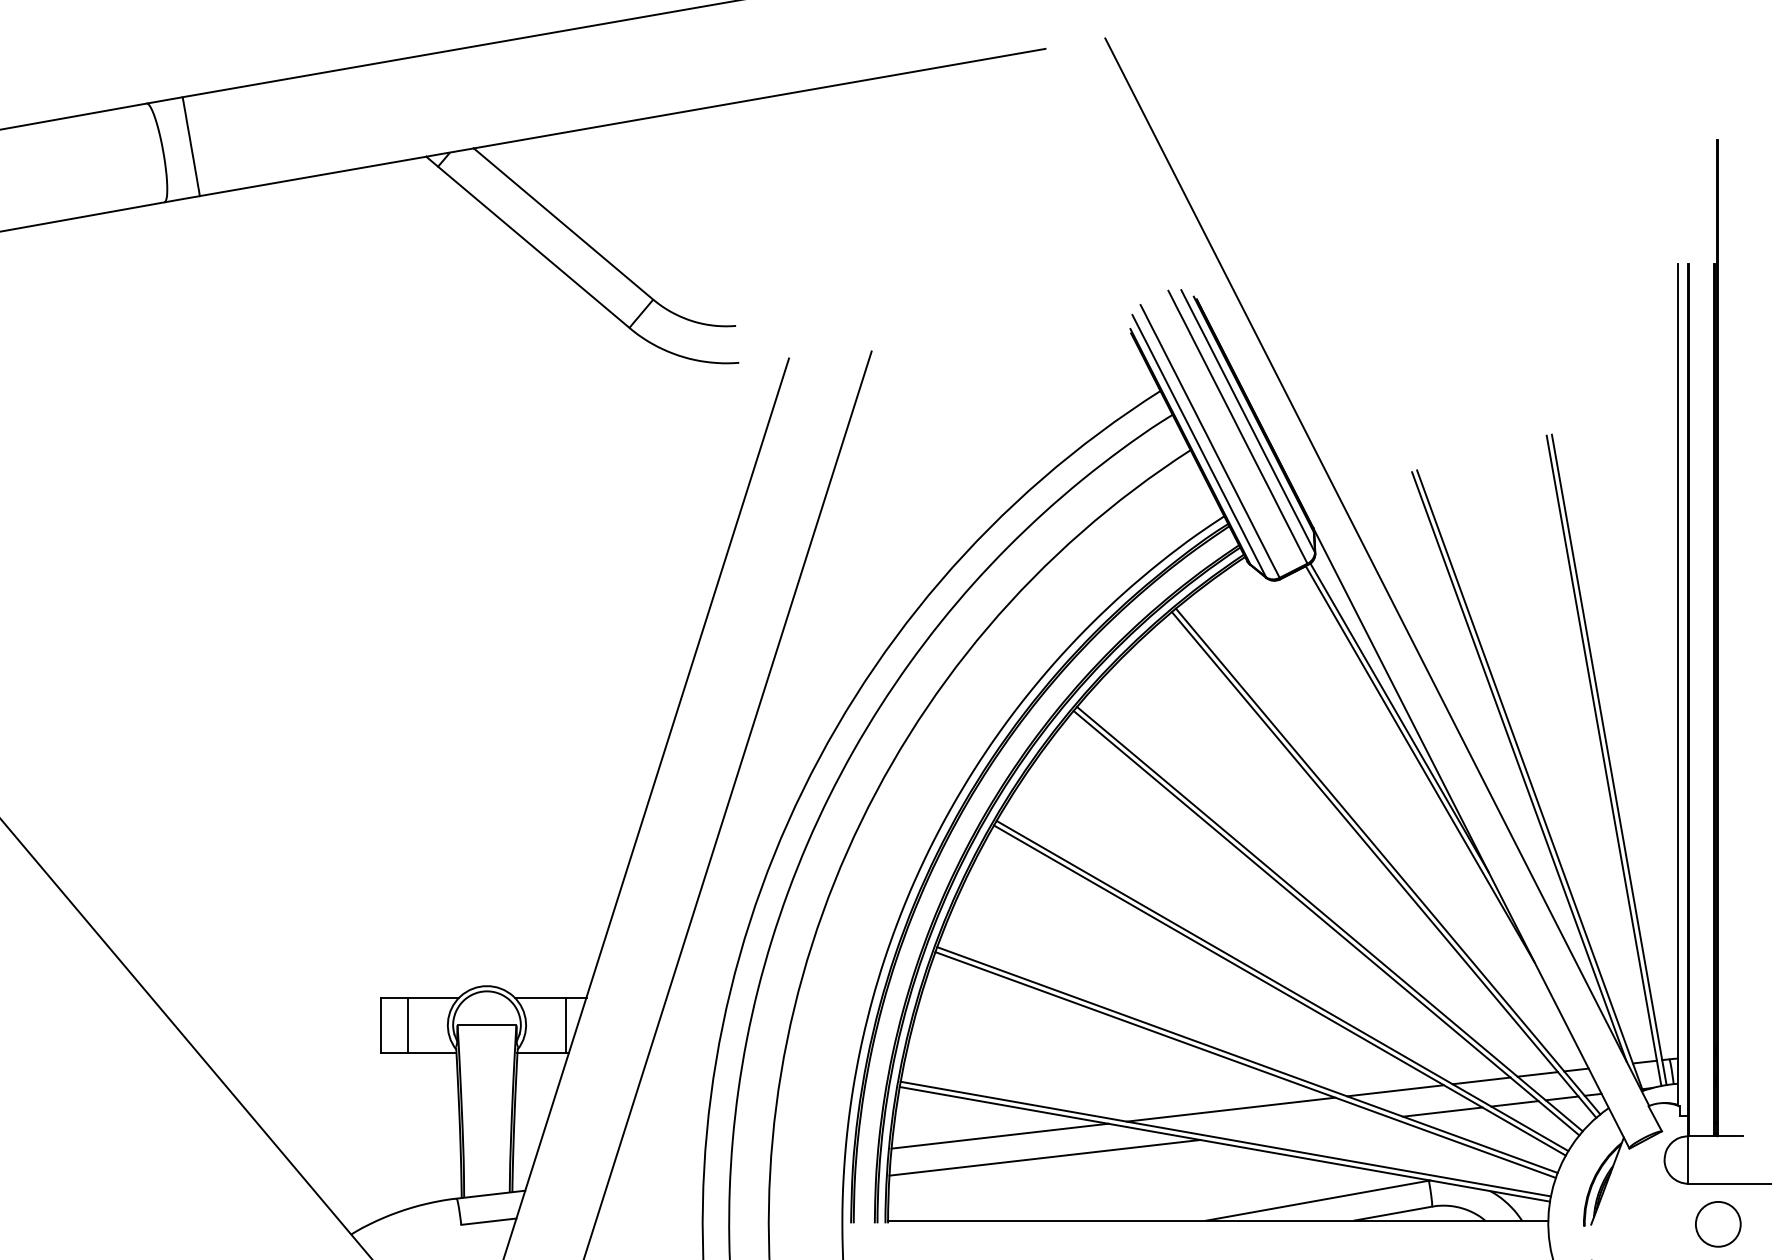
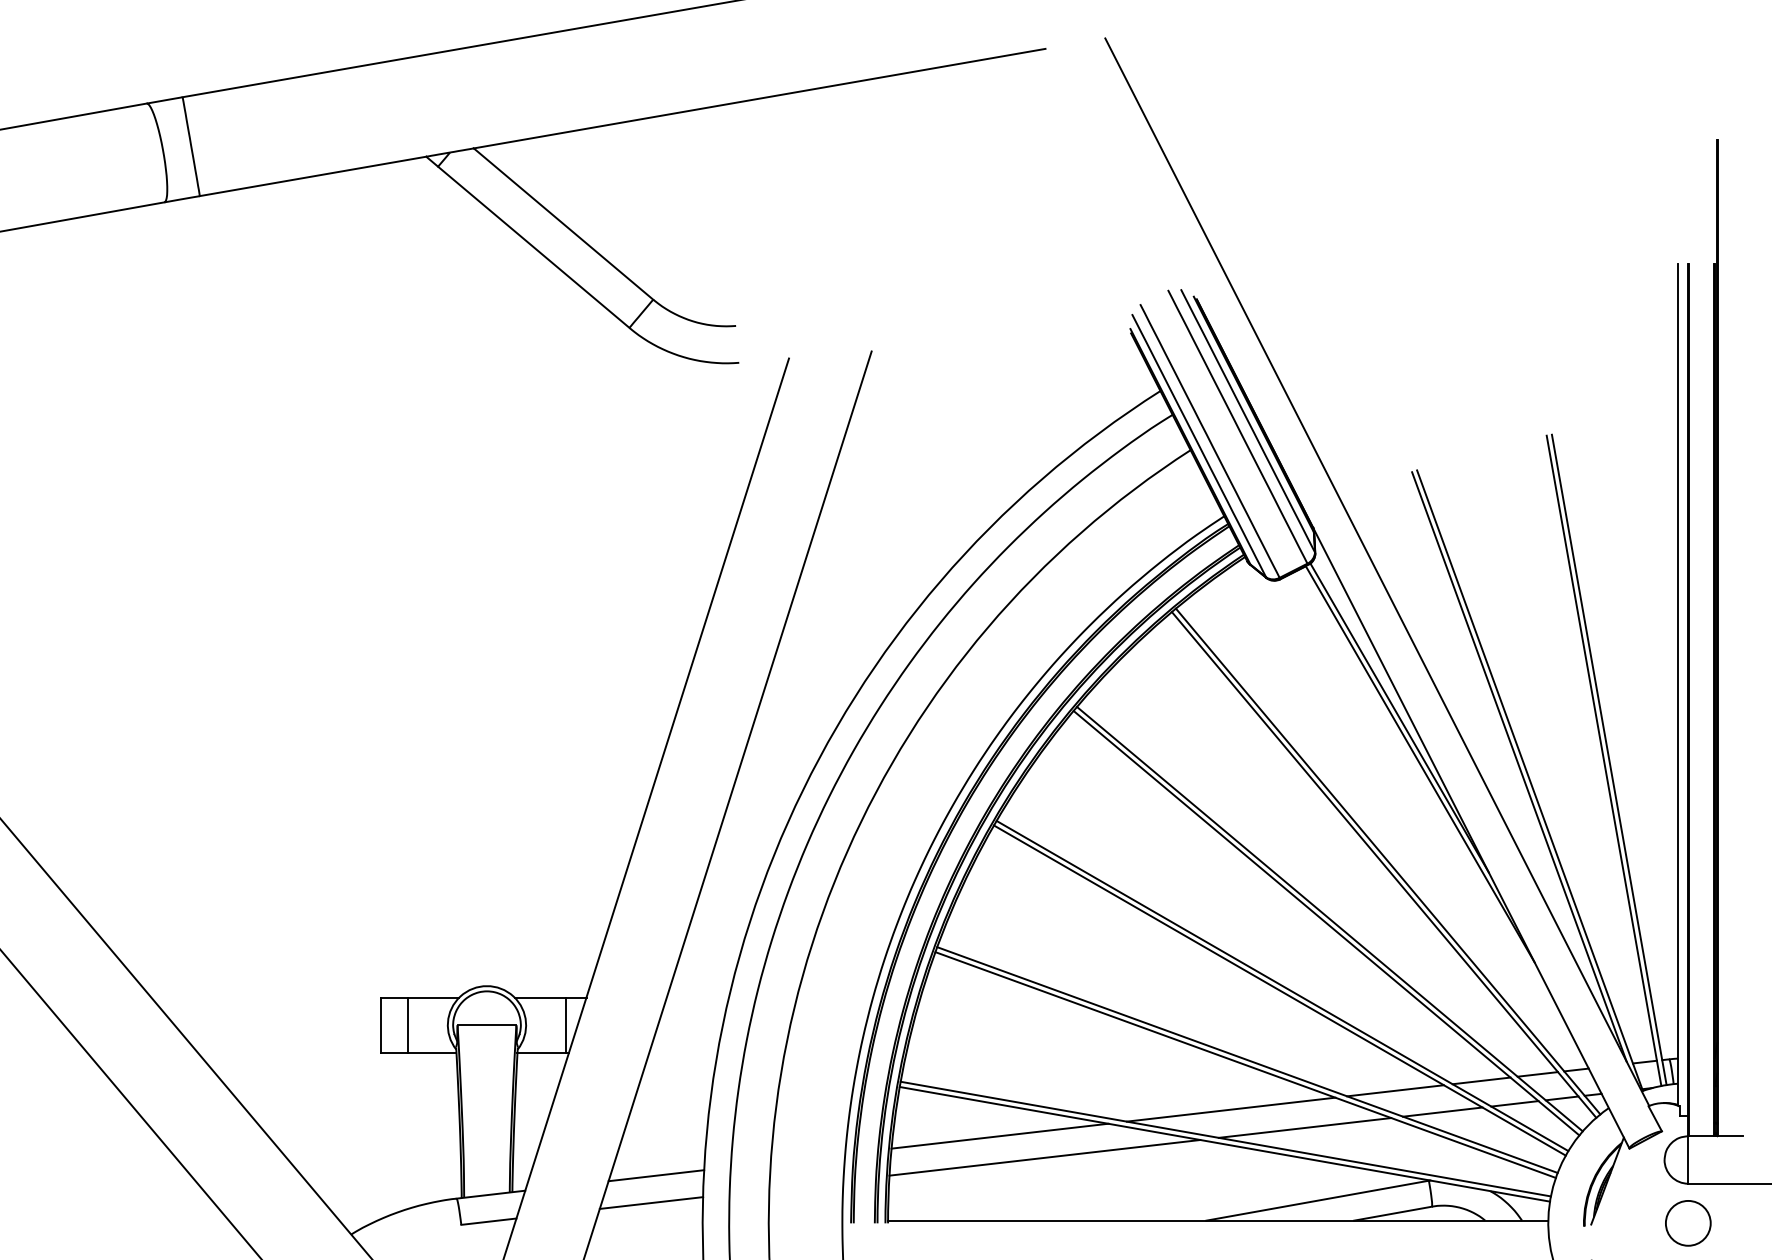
line: none -> present (130, 1103)
line: none -> present (1304, 1127)
line: none -> present (656, 1175)
line: none -> present (651, 1202)
circle position: (1718, 1224) -> (1688, 1223) (1688, 1223)
